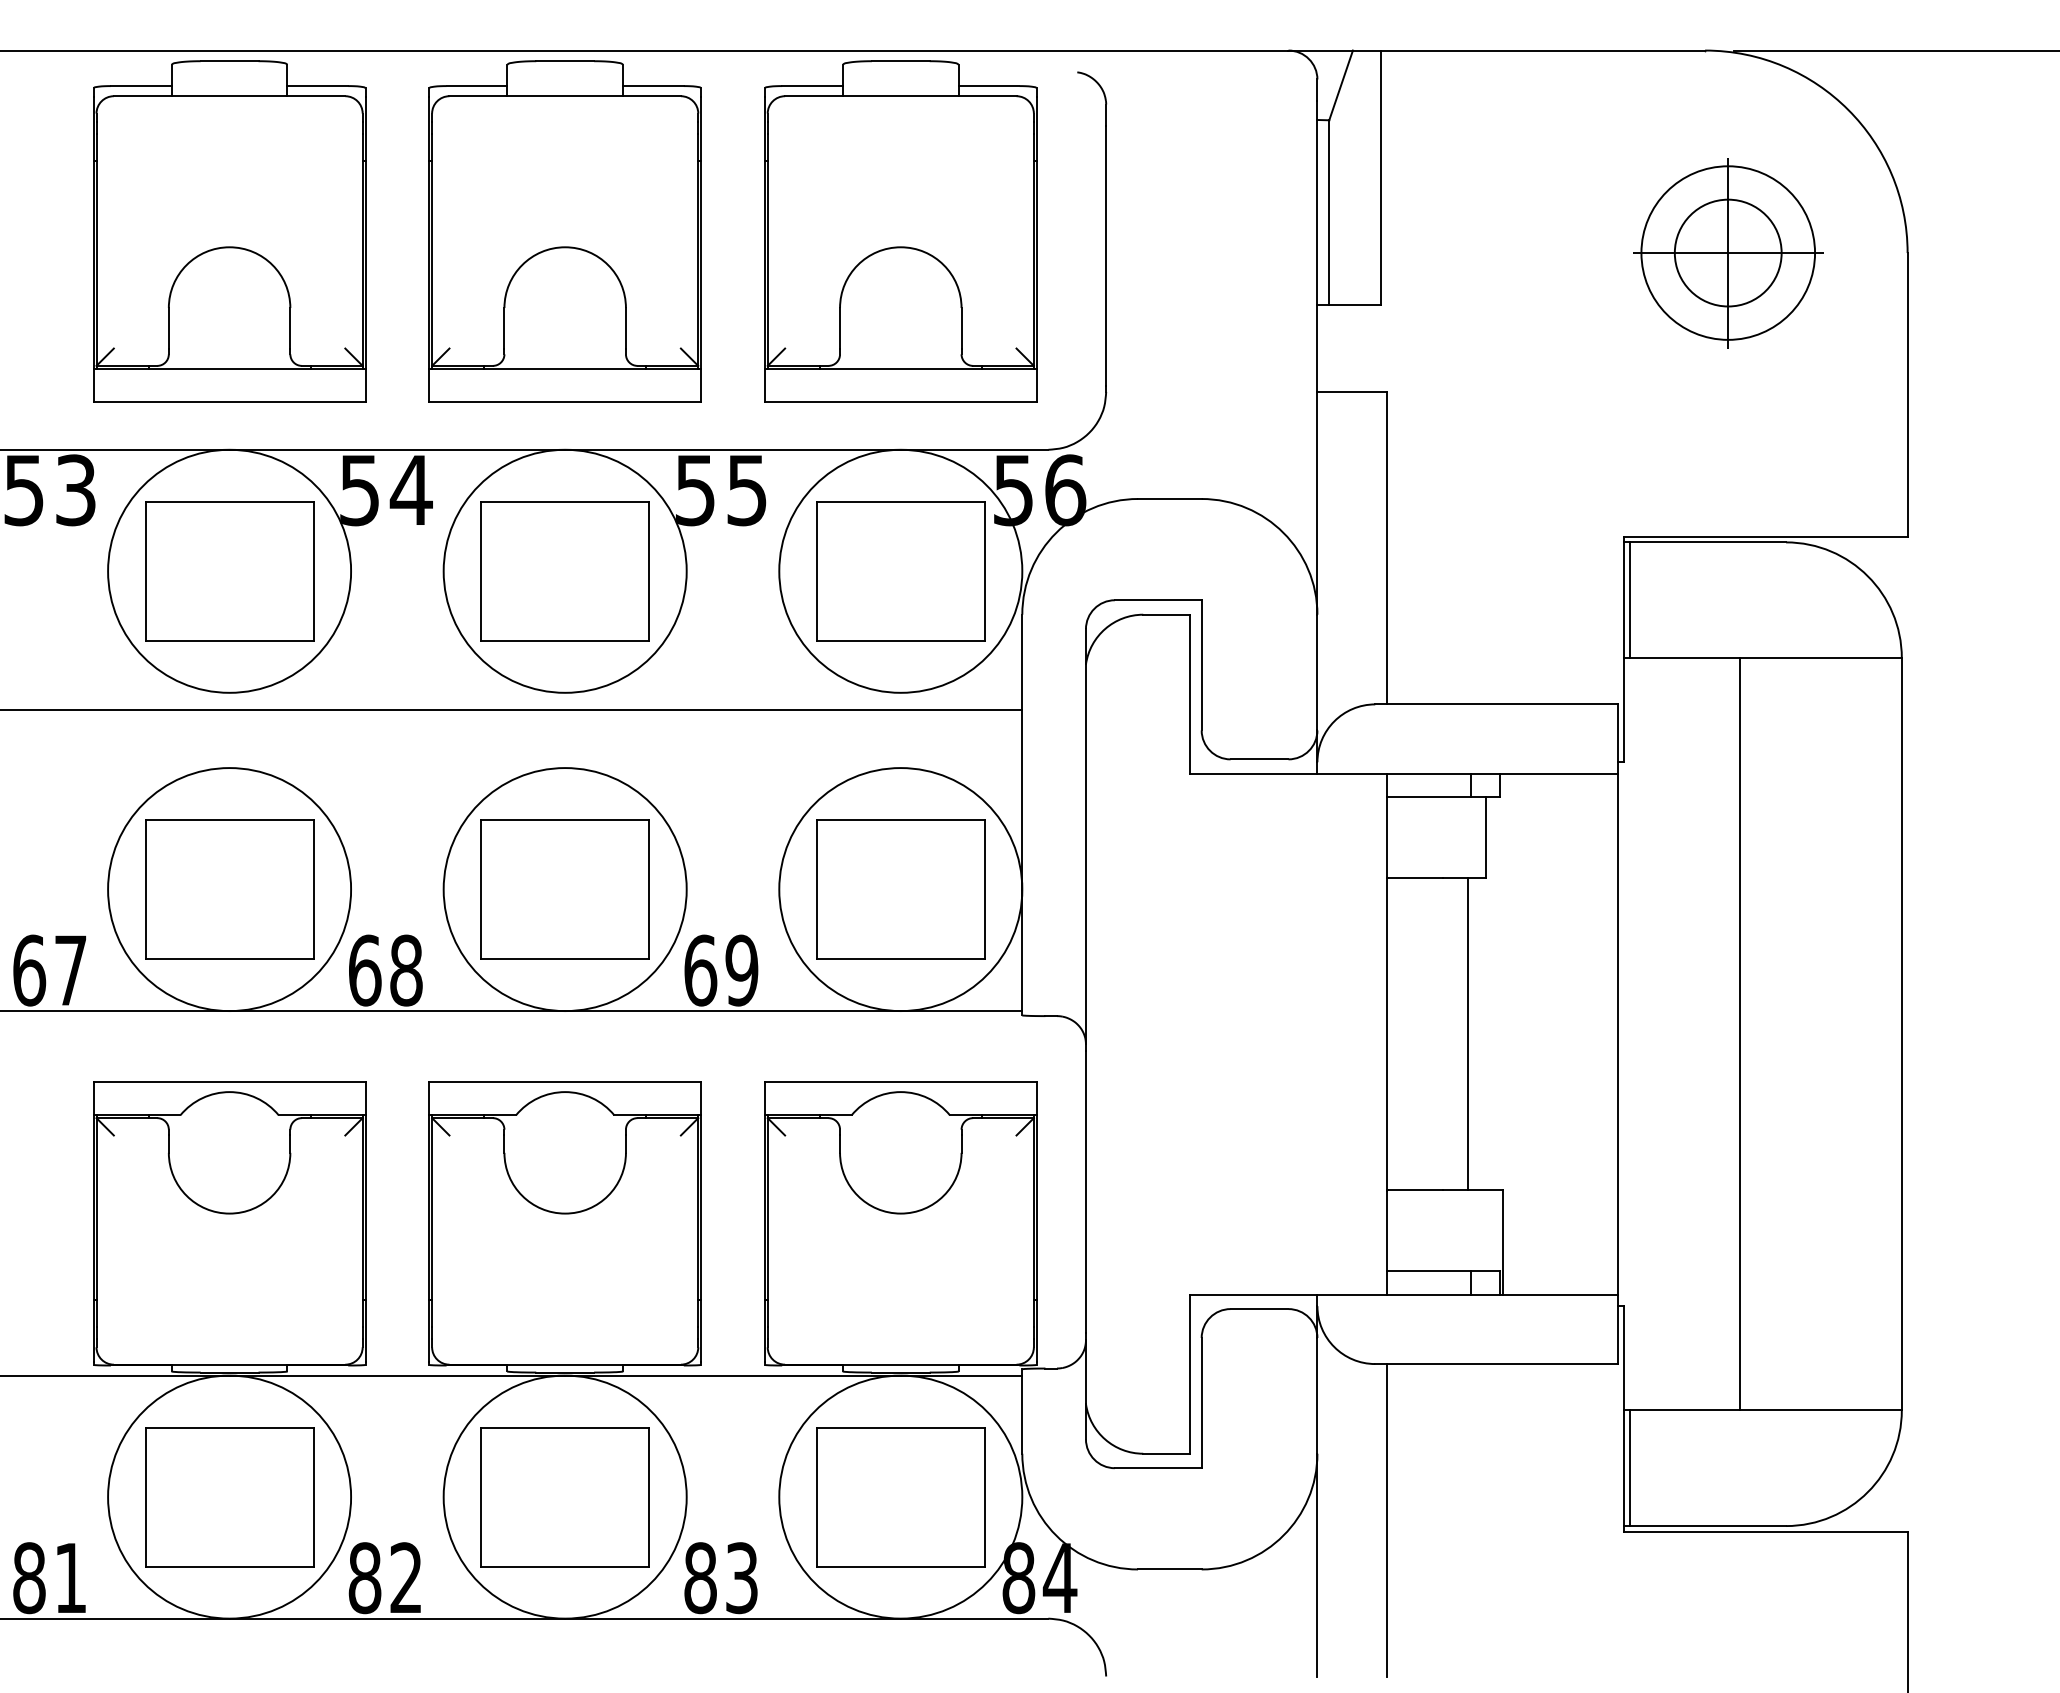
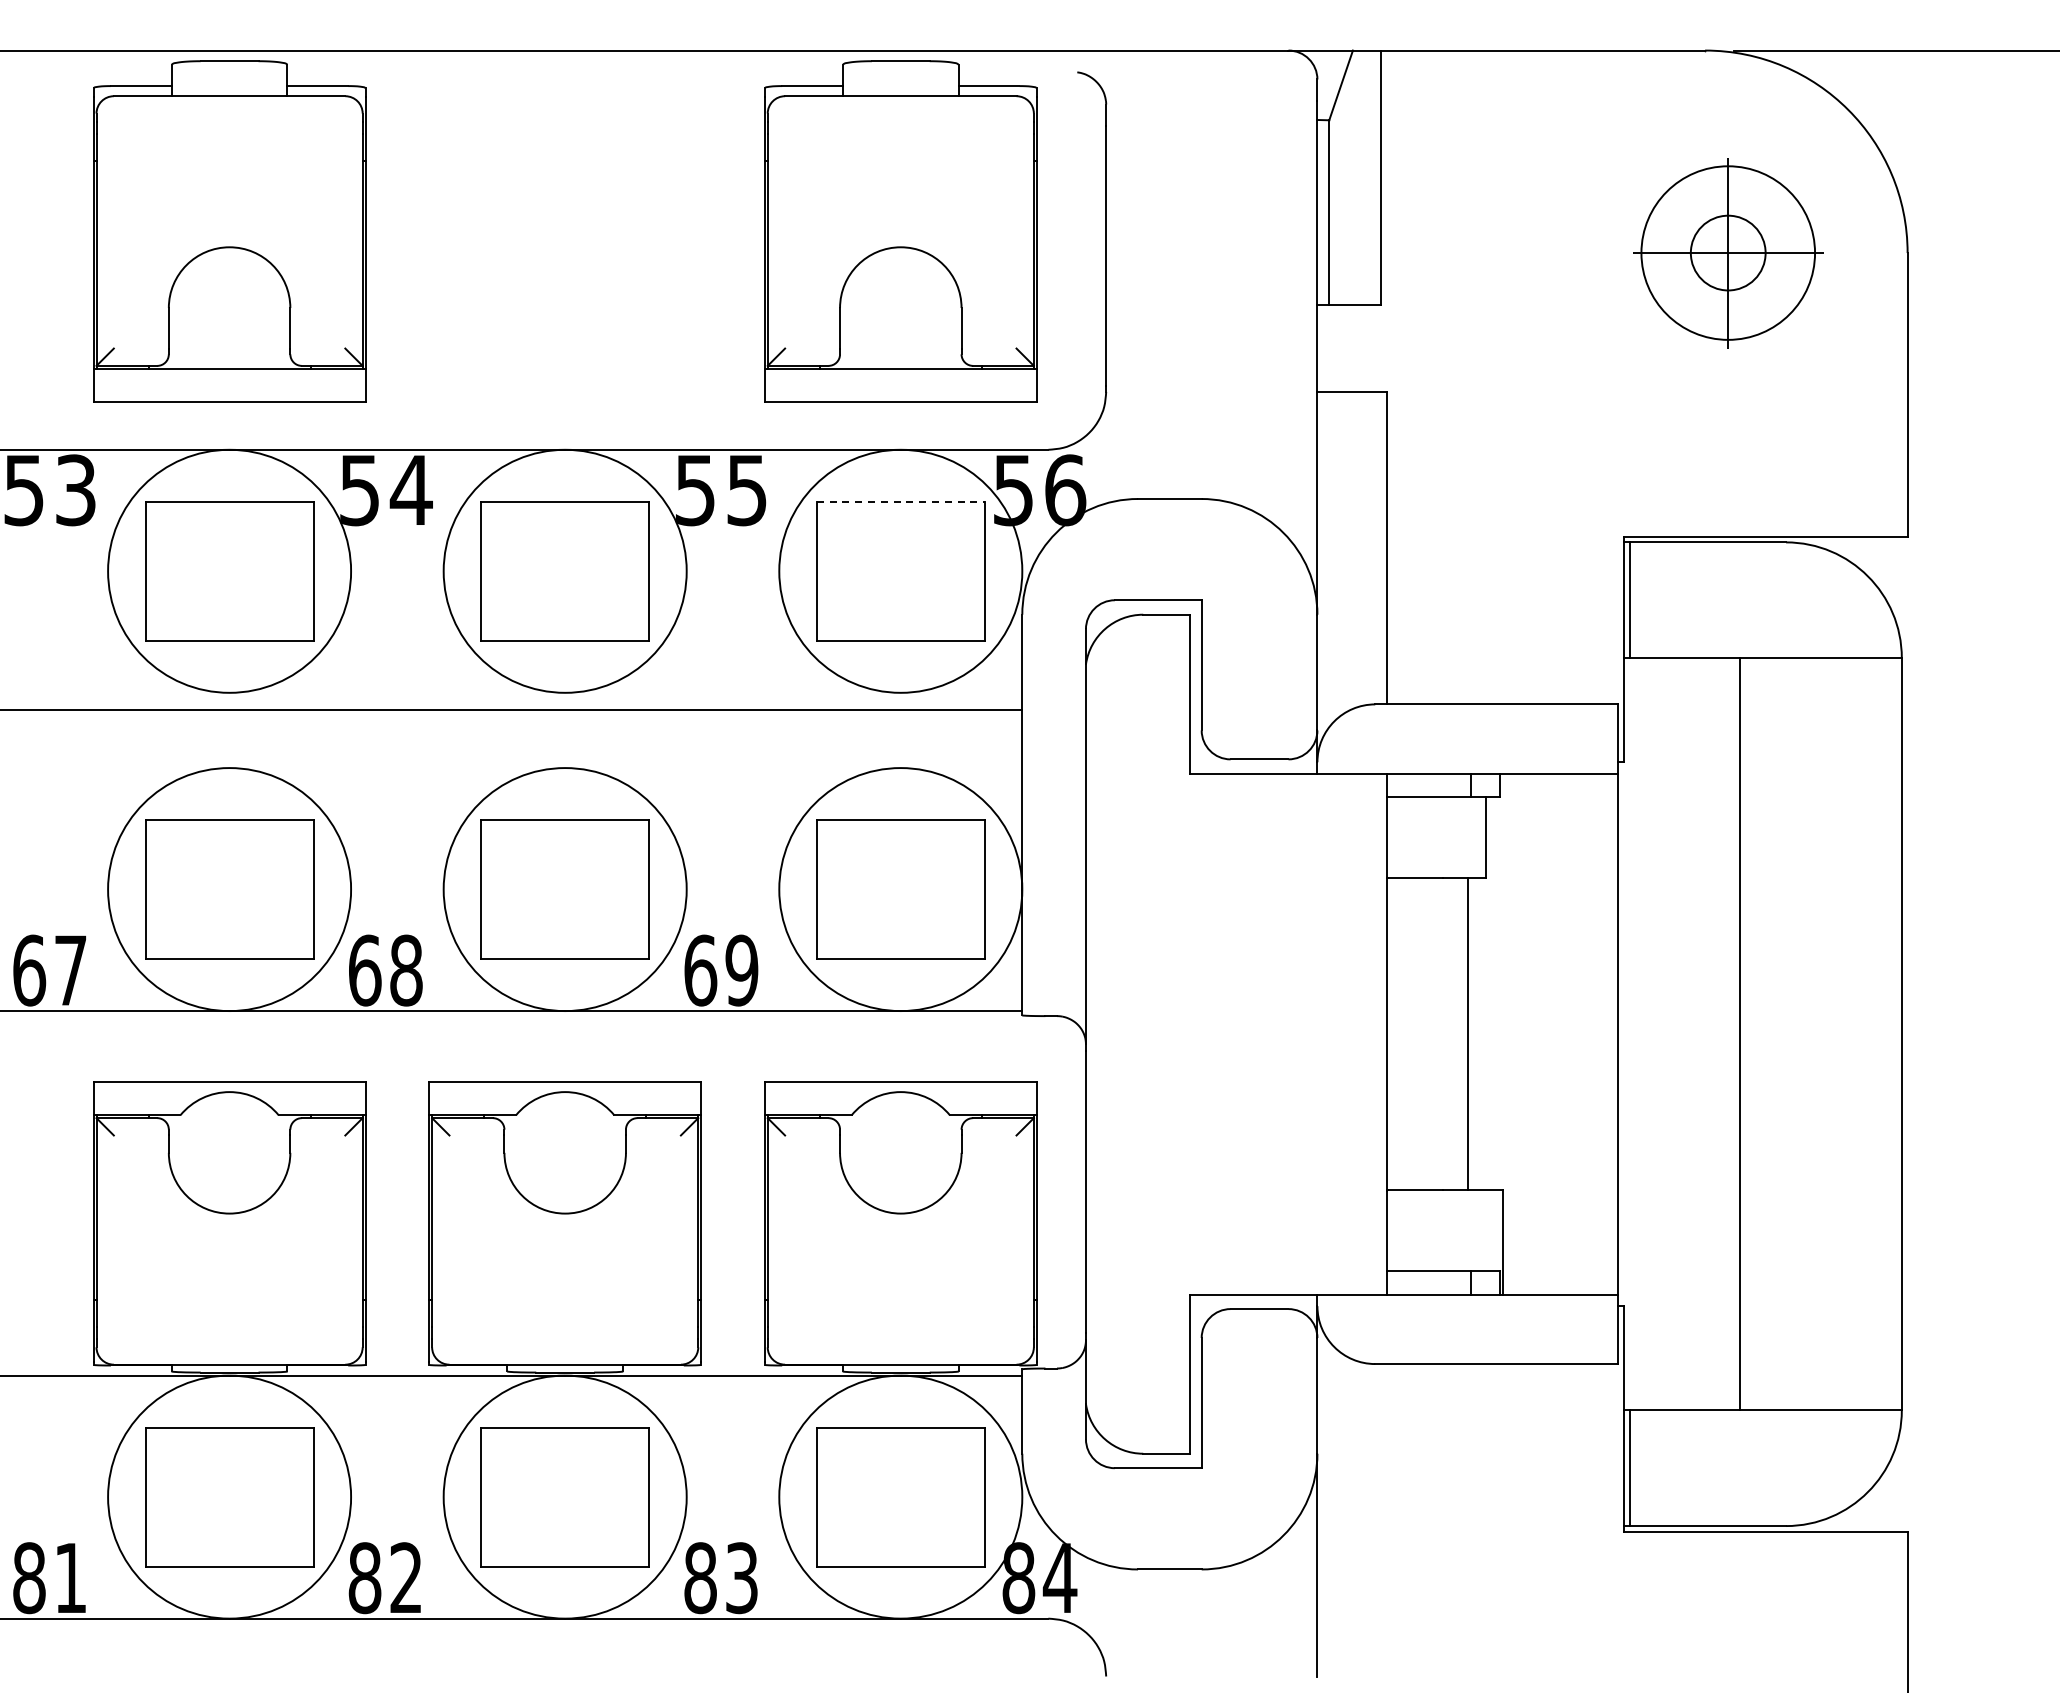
part: present -> none (564, 231)
circle diameter: 107 px -> 75 px (1727, 252)
line: solid -> dashed (900, 501)
line: present -> none (1386, 1520)
